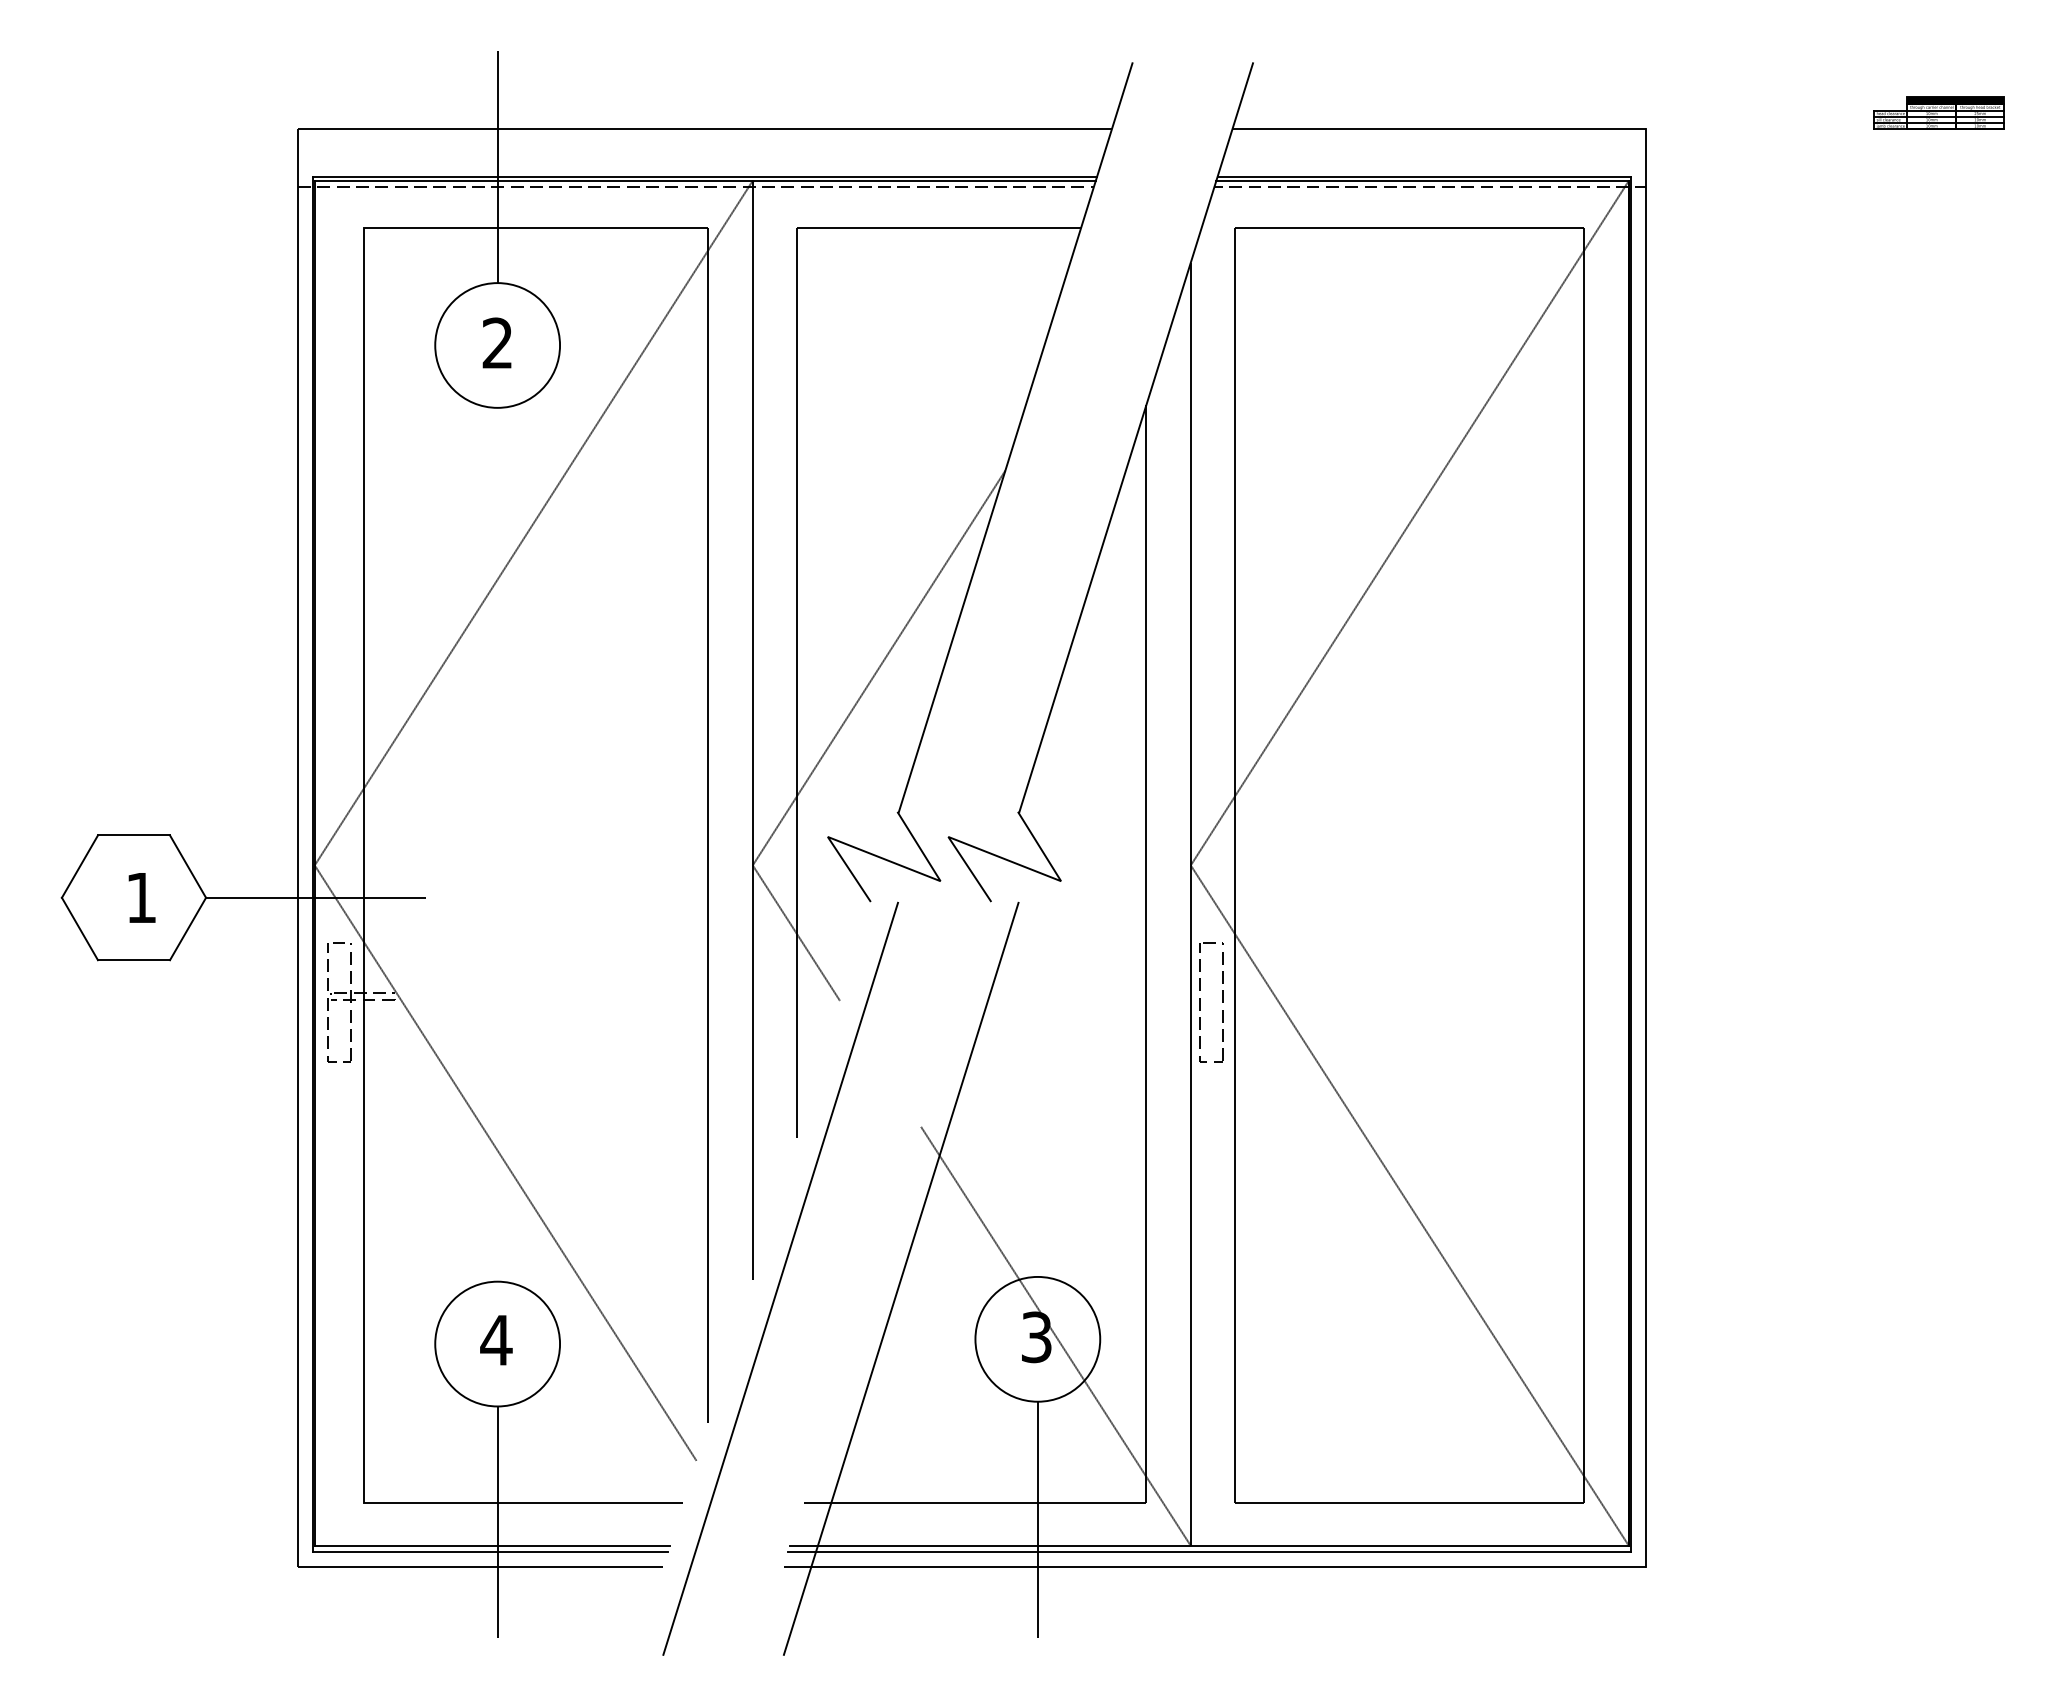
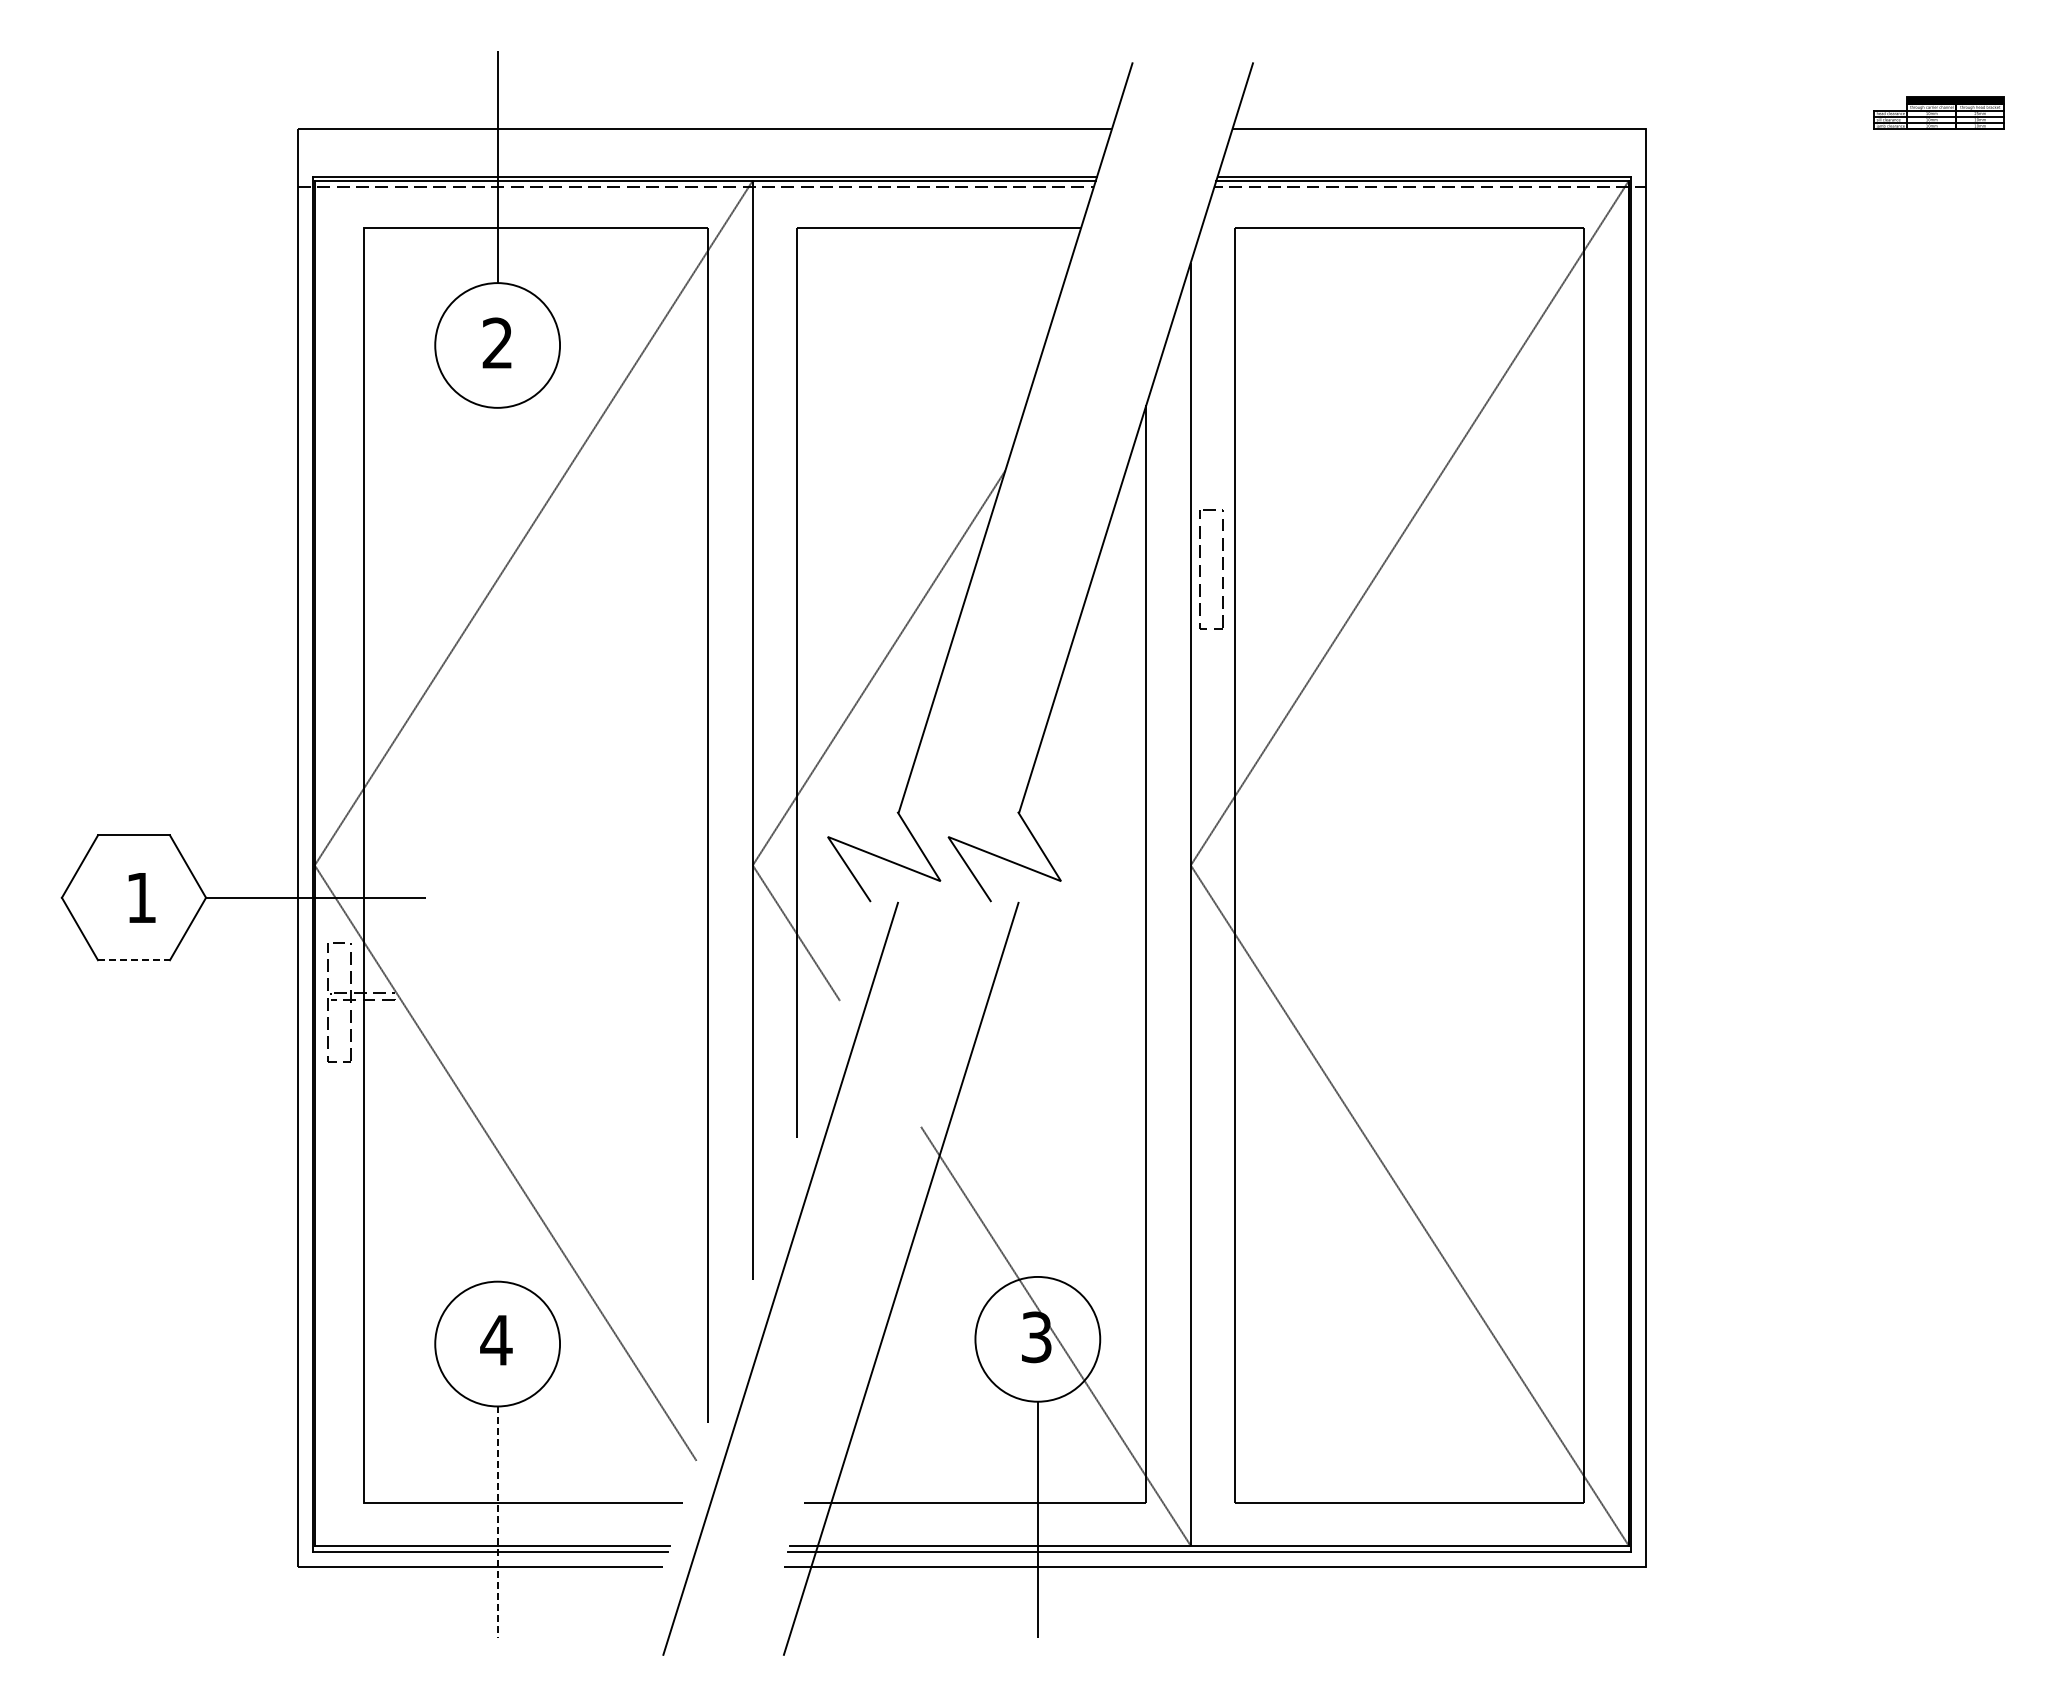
line: solid -> dashed (134, 960)
part position: (1200, 1002) -> (1200, 569) (1200, 569)
line: solid -> dashed (497, 1522)
